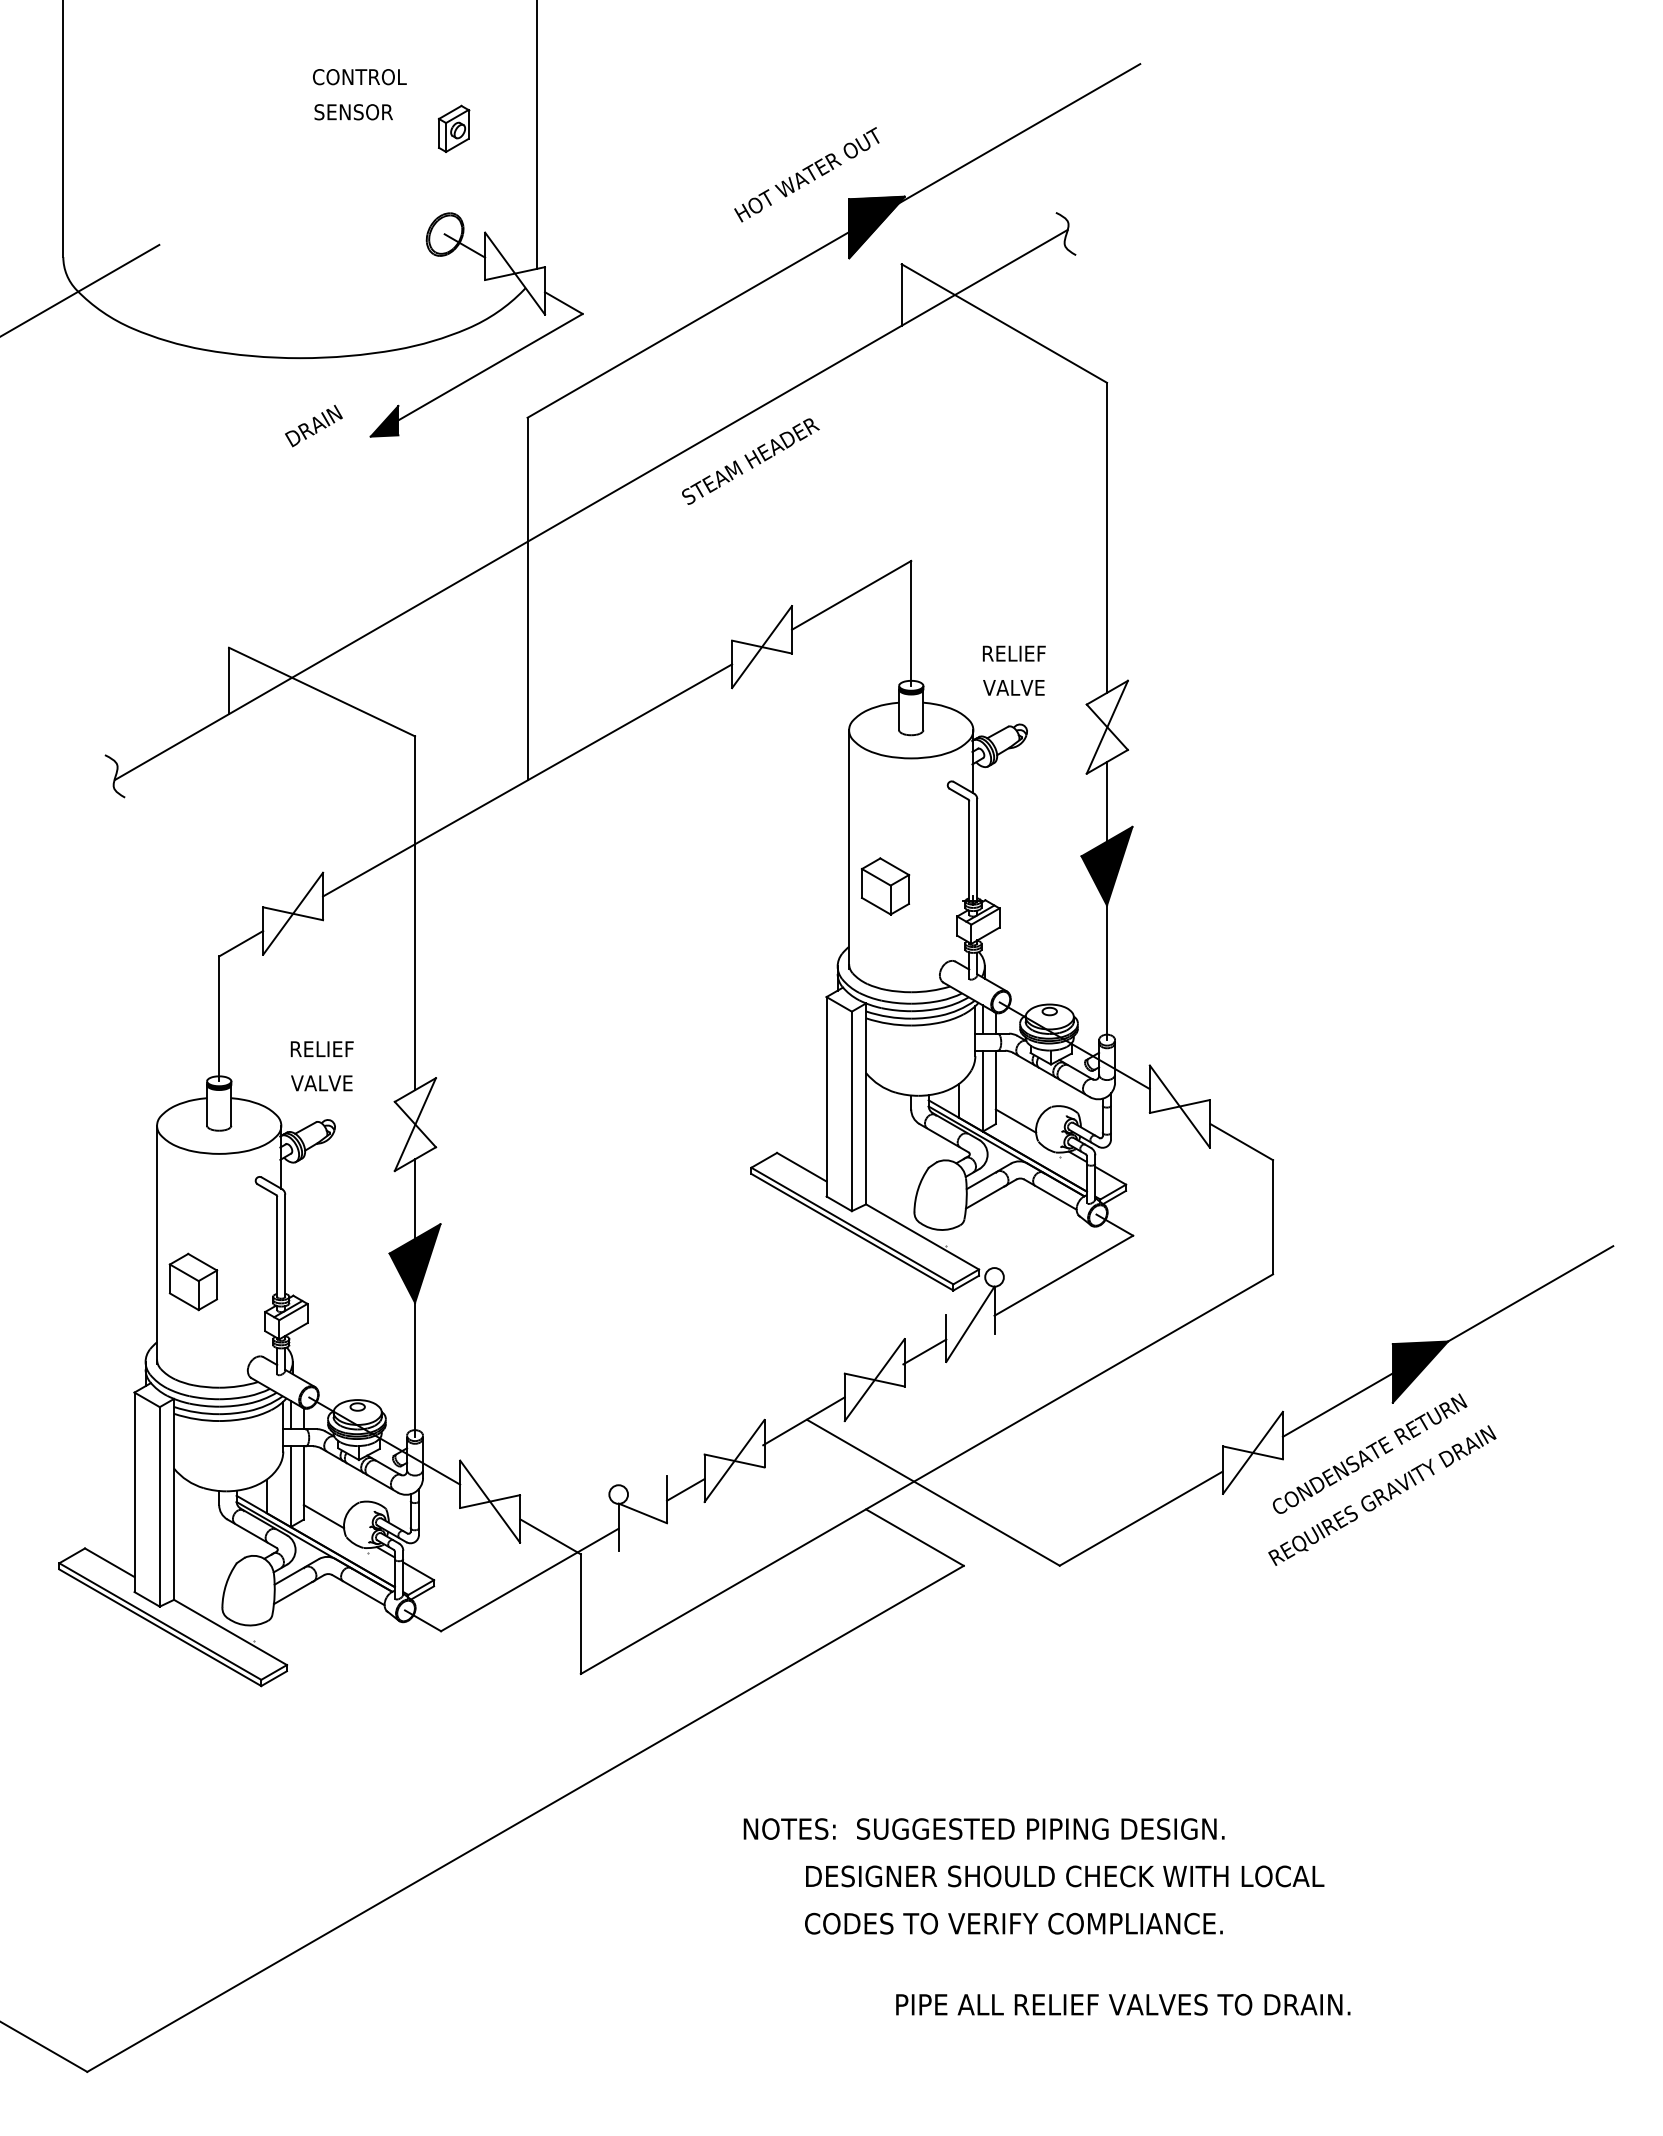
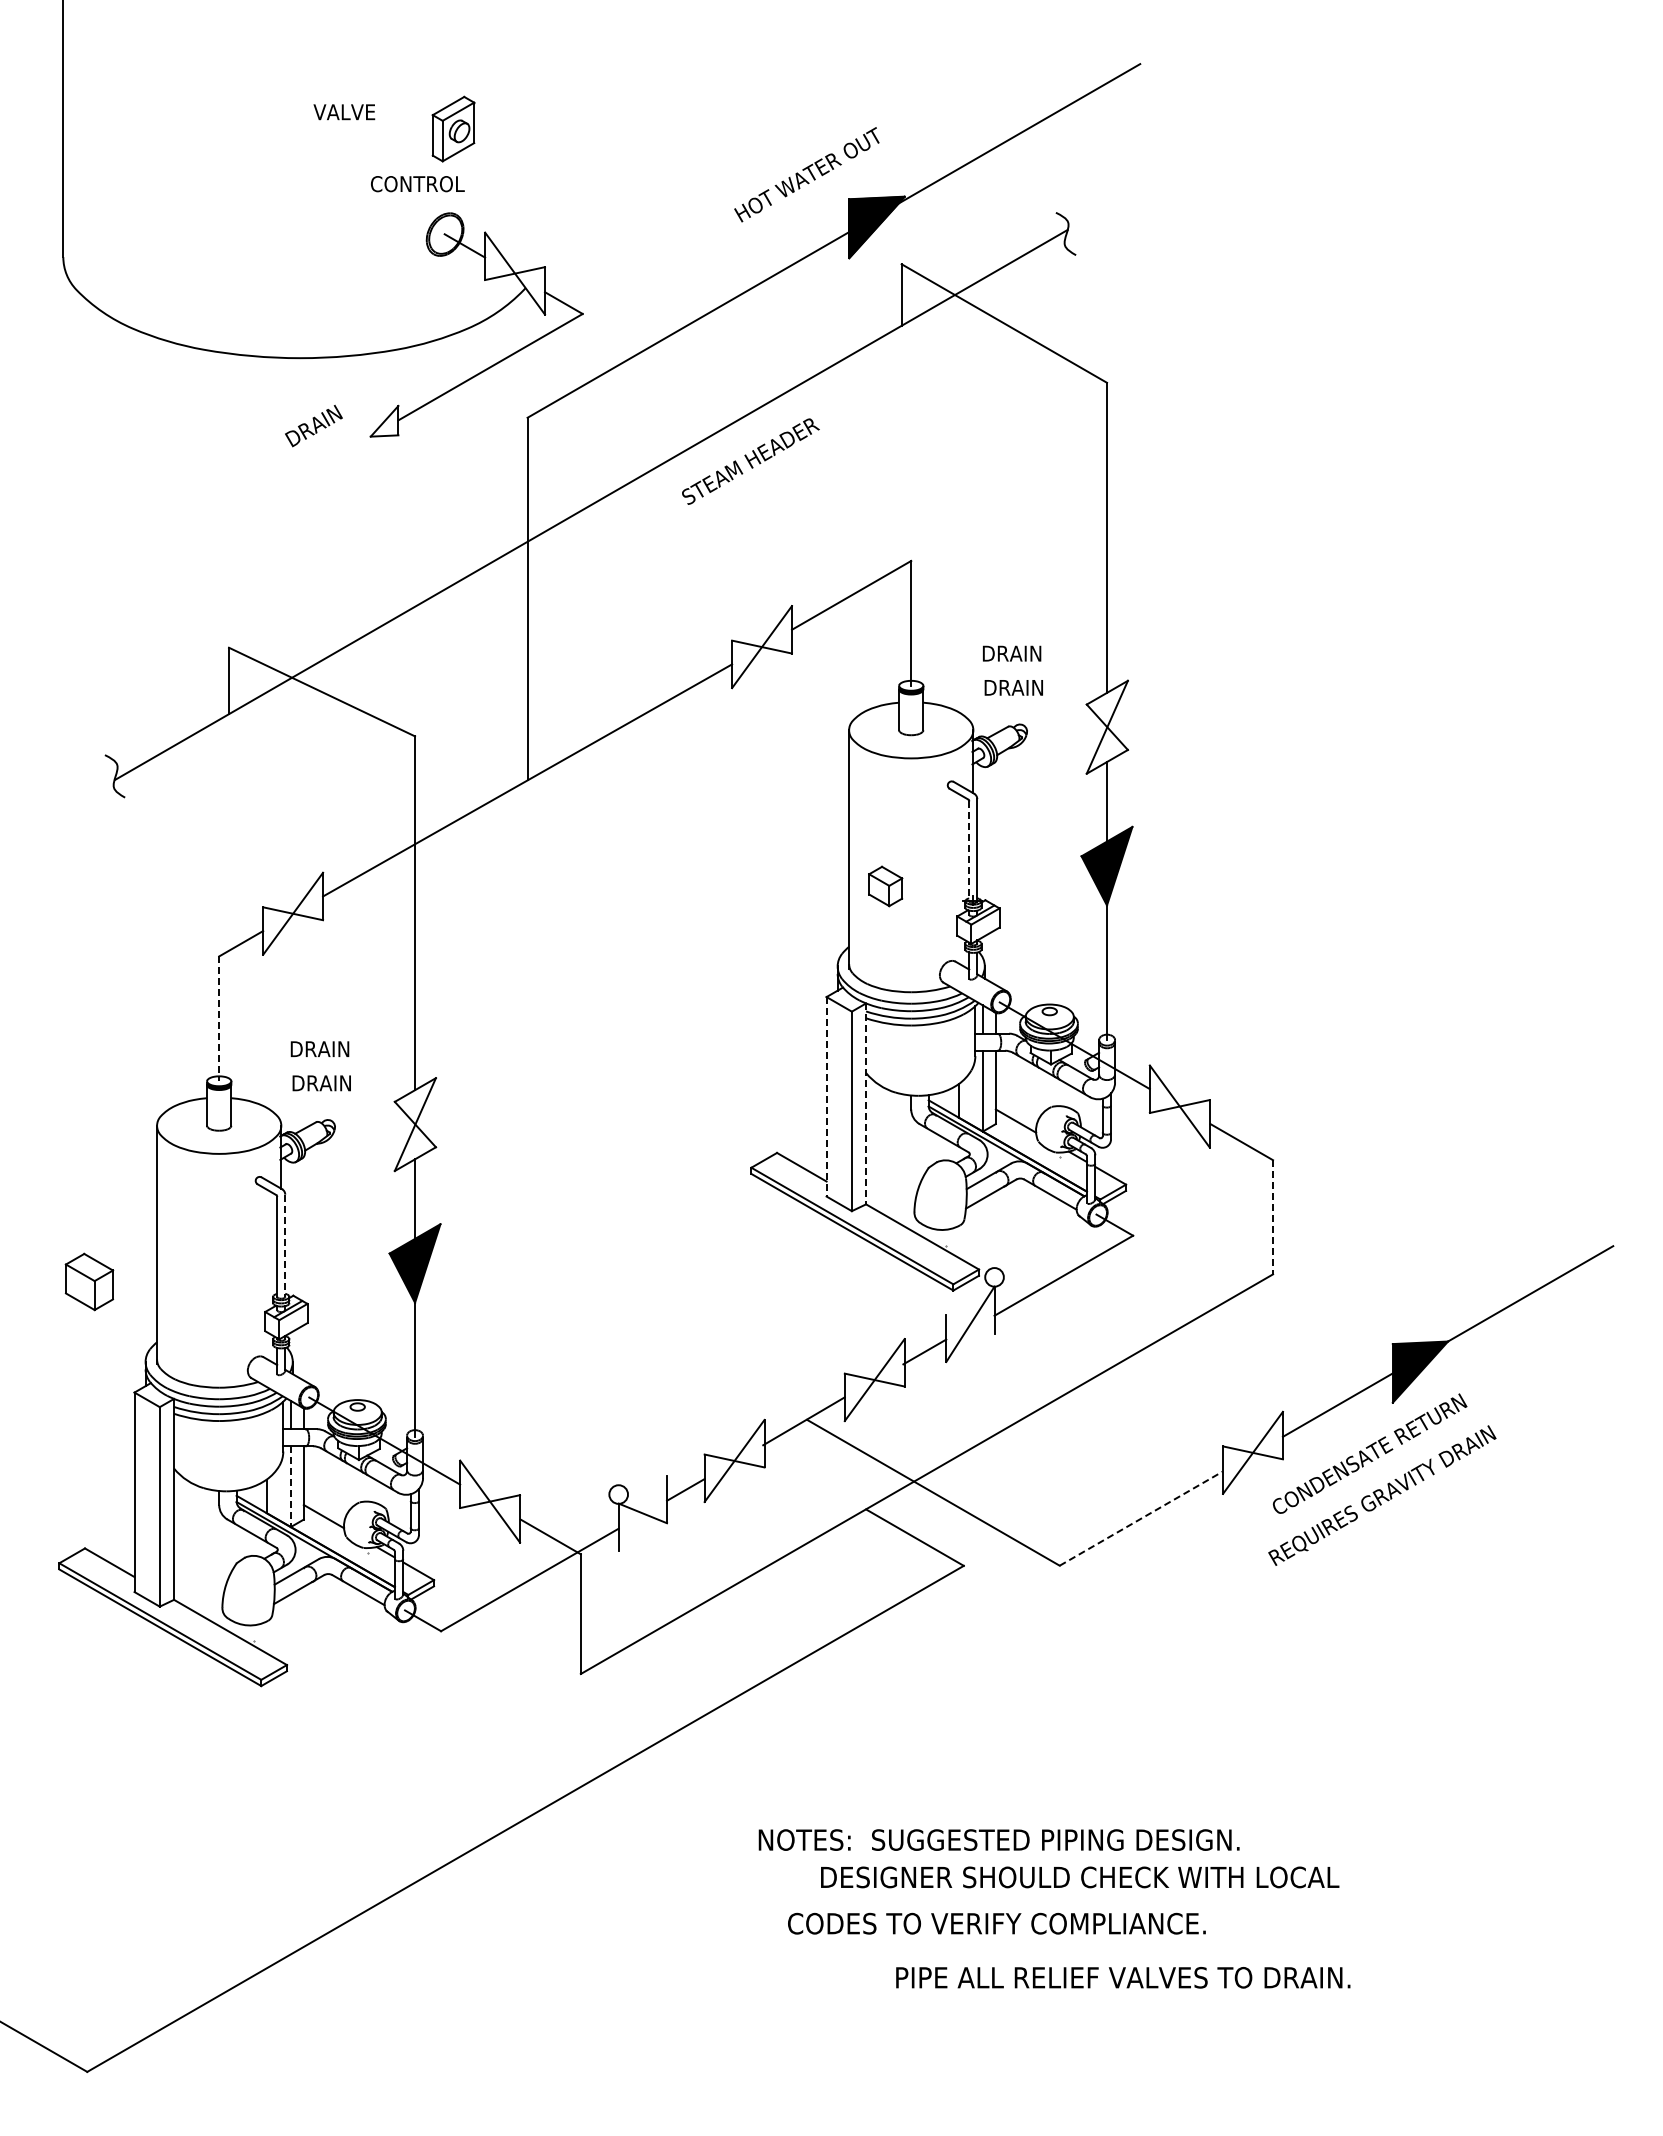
text position: (359, 77) -> (417, 184) (417, 184)
text: SENSOR -> VALVE (352, 112)
part size: 33x49 px -> 45x68 px (453, 128)
line: present -> none (537, 135)
line: present -> none (80, 289)
fill: present -> none (384, 420)
text: RELIEF -> DRAIN (1014, 653)
text: VALVE -> DRAIN (1013, 687)
line: solid -> dashed (969, 851)
part size: 50x59 px -> 36x43 px (885, 886)
line: solid -> dashed (219, 1019)
text: RELIEF -> DRAIN (322, 1049)
text: VALVE -> DRAIN (321, 1083)
line: solid -> dashed (826, 1096)
line: solid -> dashed (866, 1104)
line: solid -> dashed (1273, 1217)
line: solid -> dashed (285, 1246)
part position: (193, 1281) -> (89, 1281) (89, 1281)
line: solid -> dashed (290, 1487)
line: solid -> dashed (1141, 1518)
text position: (983, 1828) -> (998, 1839) (998, 1839)
text position: (1065, 1876) -> (1080, 1877) (1080, 1877)
text position: (1013, 1923) -> (996, 1923) (996, 1923)
text position: (1123, 2004) -> (1123, 1977) (1123, 1977)
